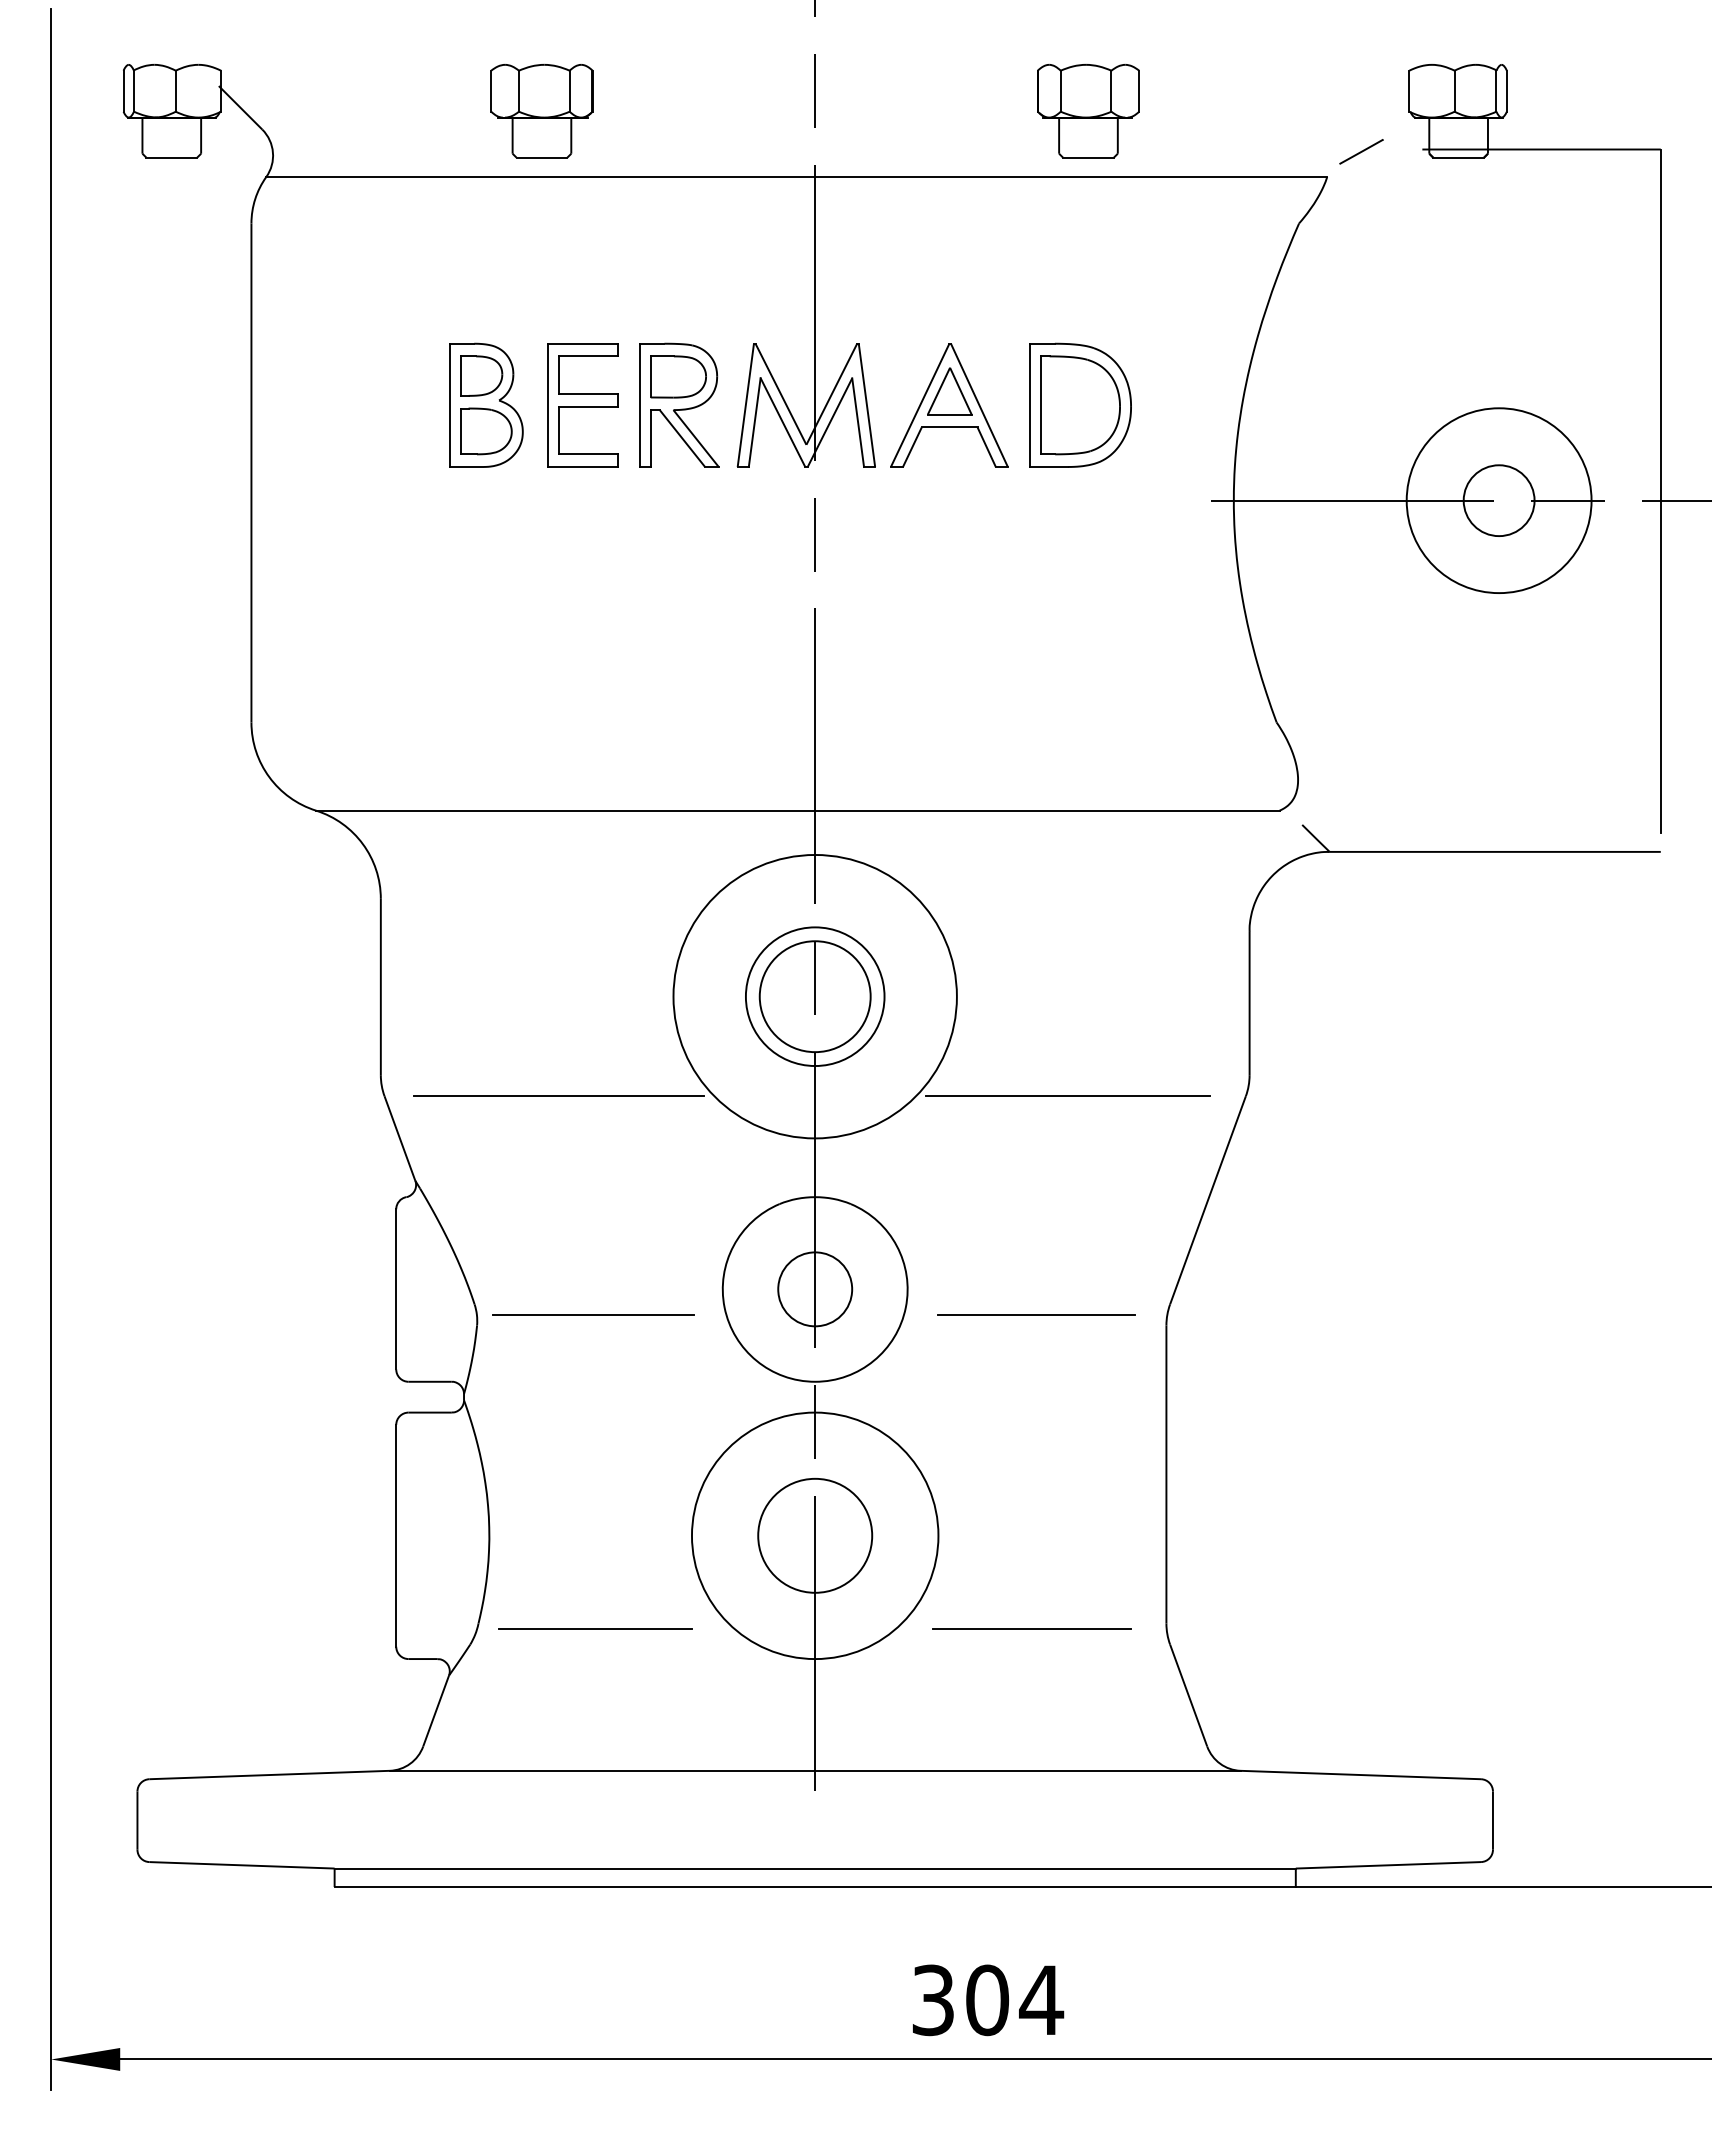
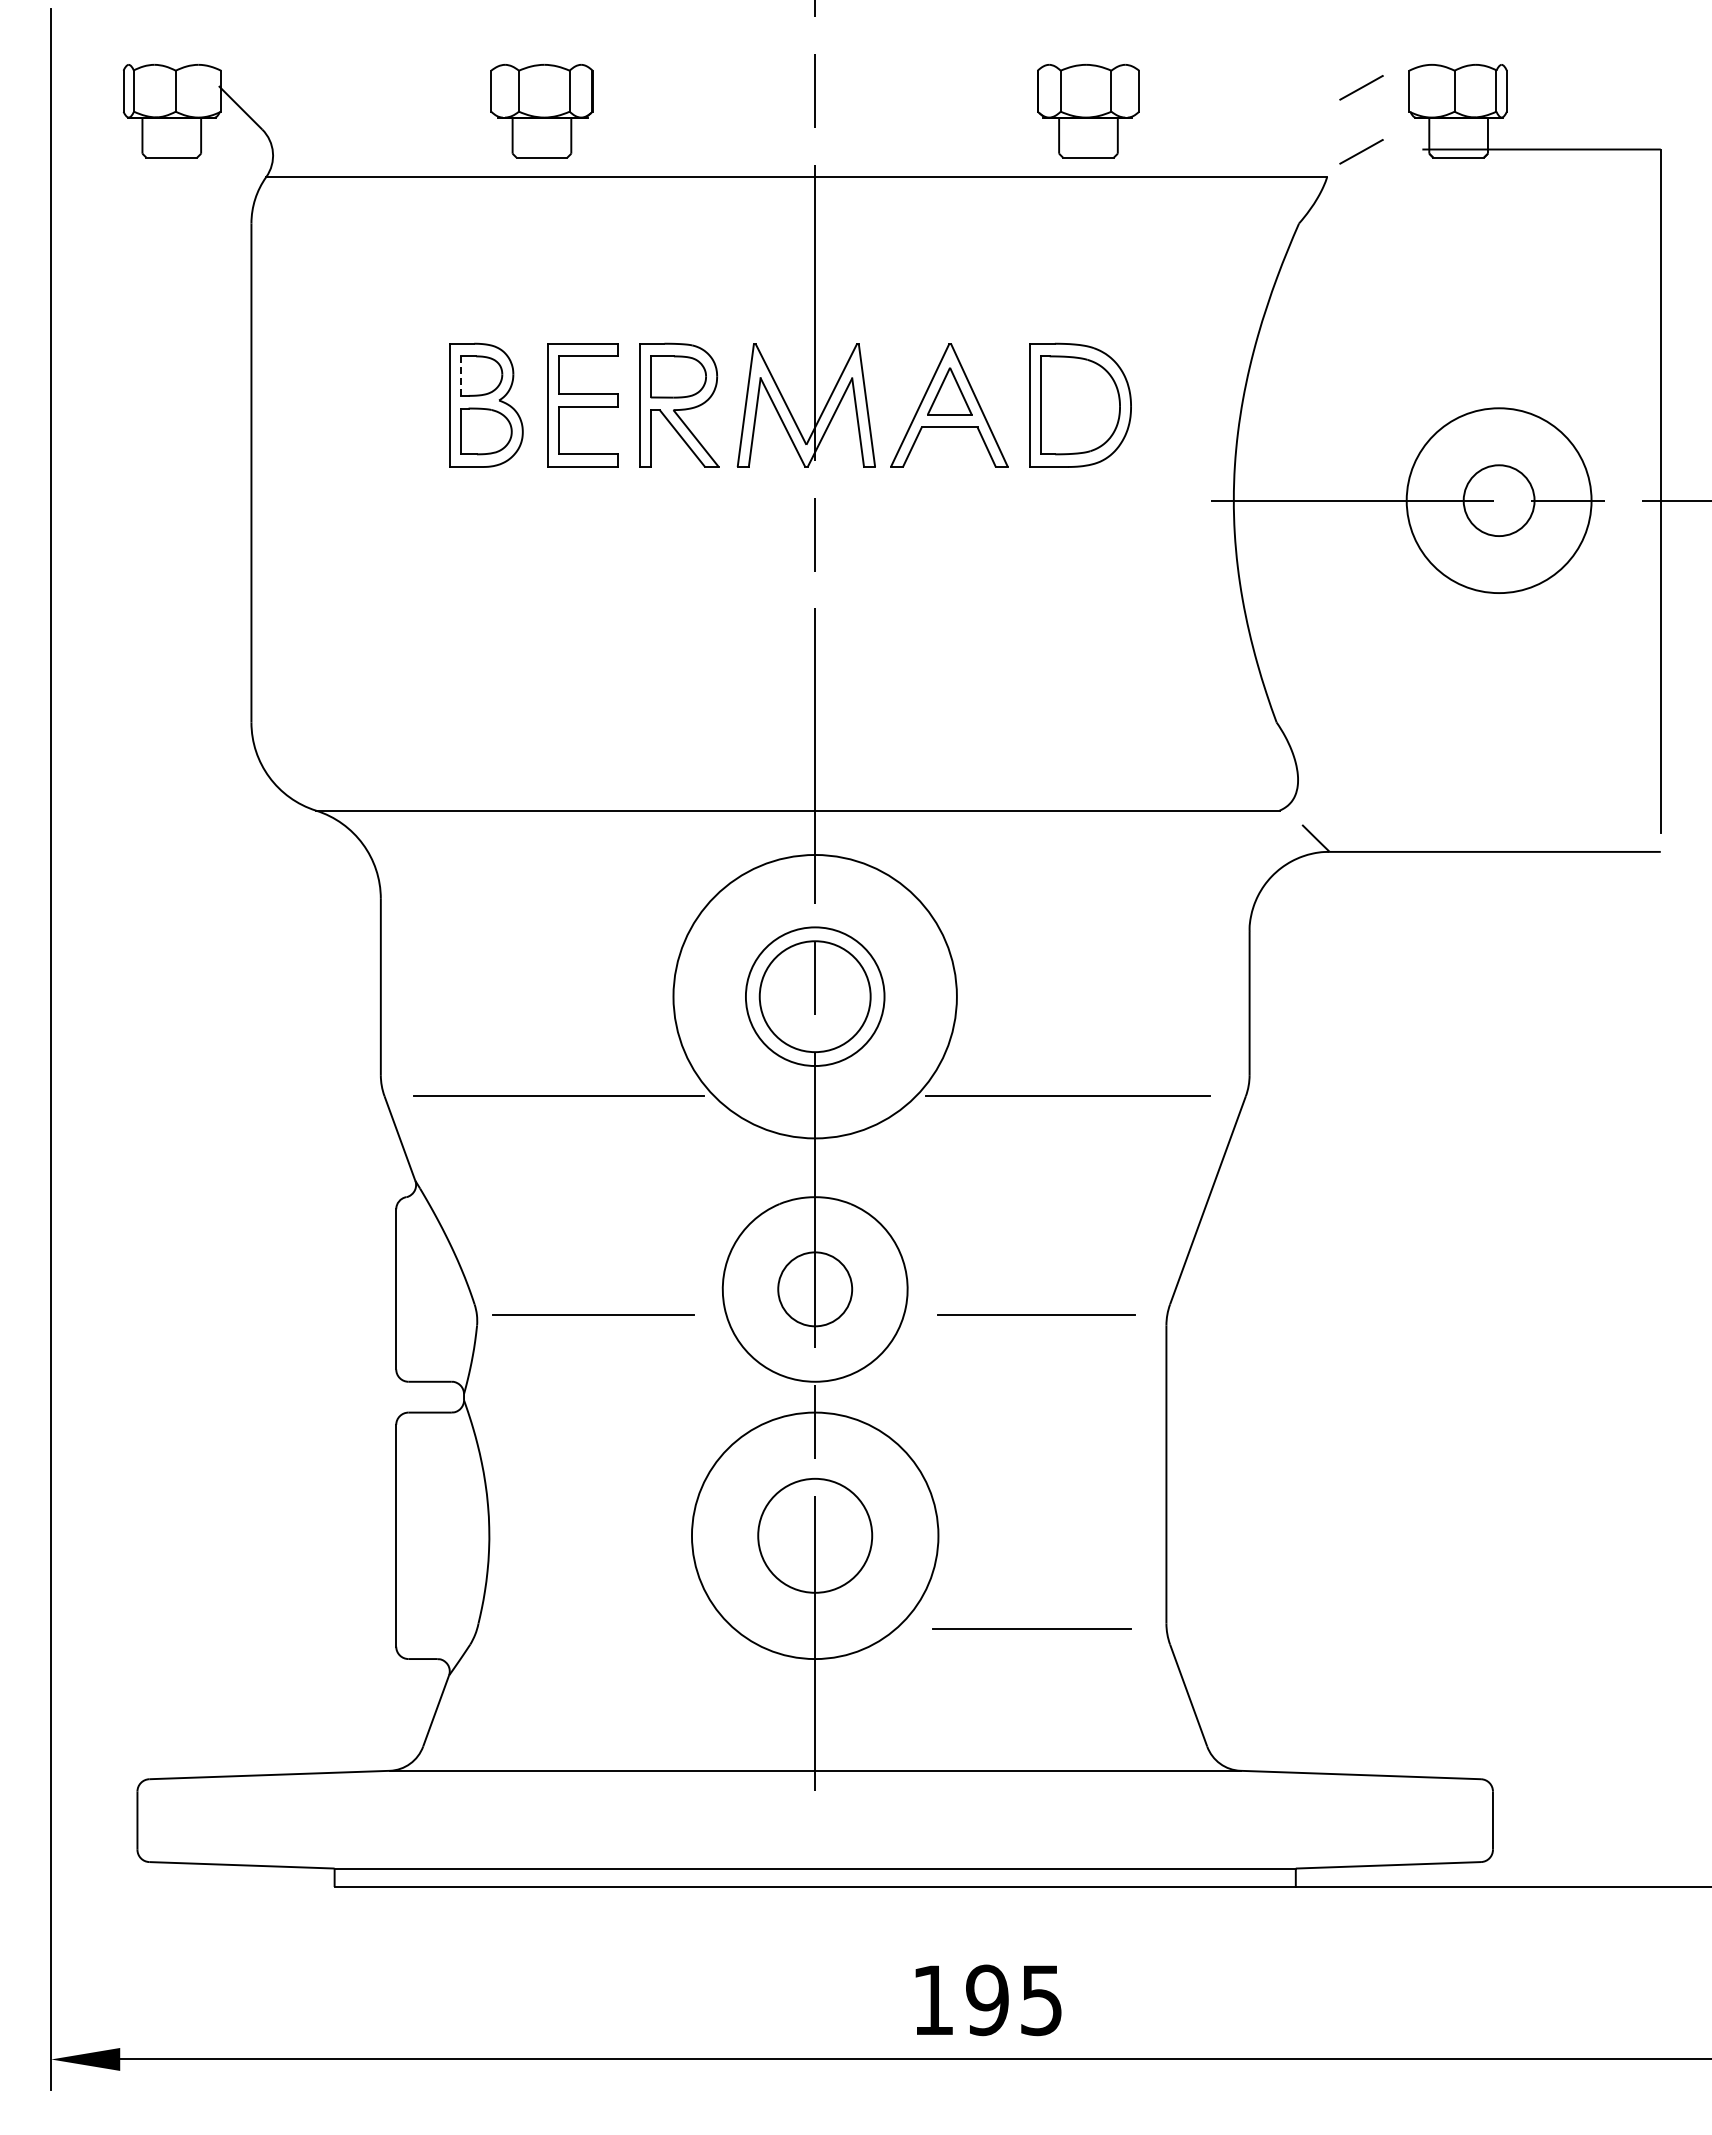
line: none -> present (1361, 87)
line: solid -> dashed (461, 376)
line: present -> none (595, 1629)
text: 304 -> 195 (988, 2000)
